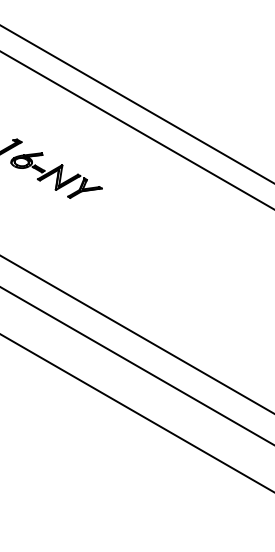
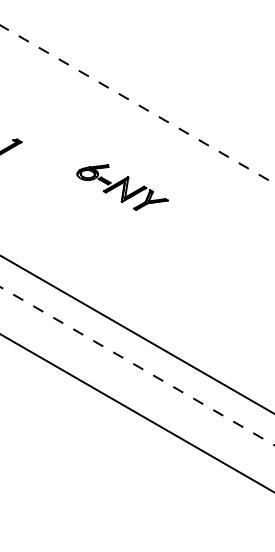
line: solid -> dashed (137, 104)
line: present -> none (136, 129)
part position: (56, 175) -> (122, 187) (122, 187)
line: solid -> dashed (136, 365)
